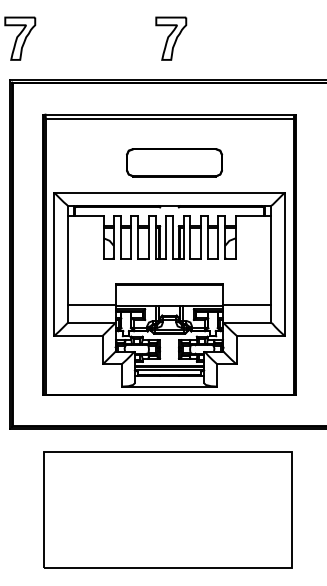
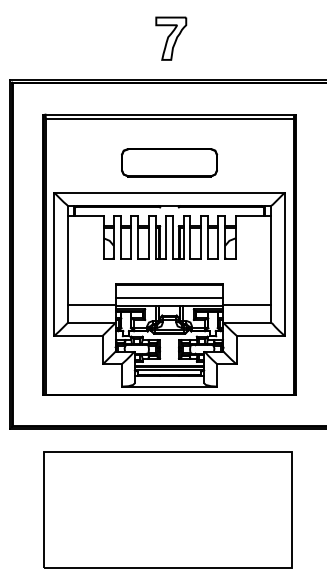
part: present -> none (20, 38)
part position: (174, 162) -> (169, 162) (169, 162)
line: none -> present (169, 297)
